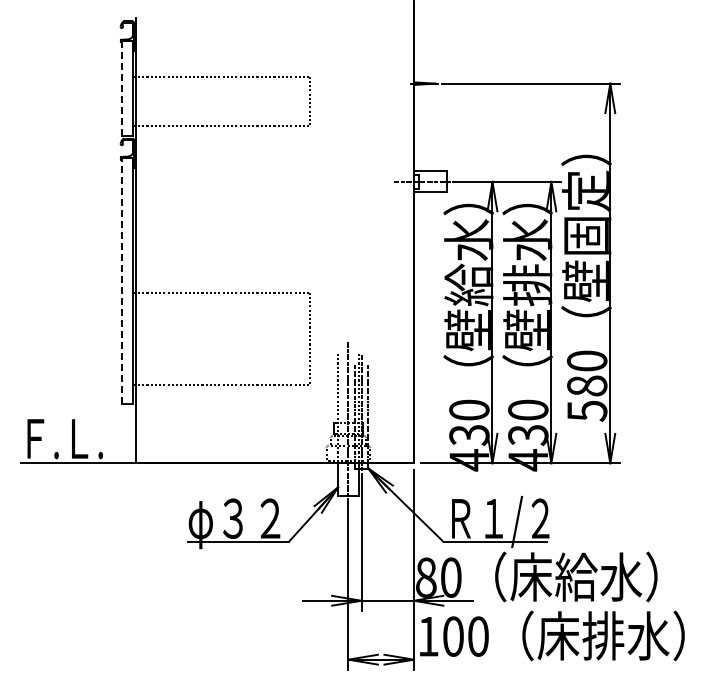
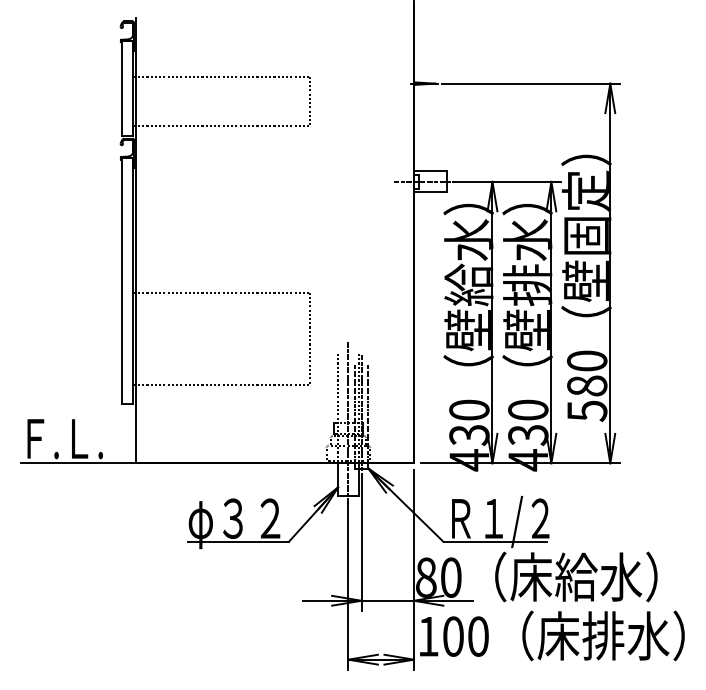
line: dashed -> solid (122, 88)
line: dashed -> solid (122, 280)
